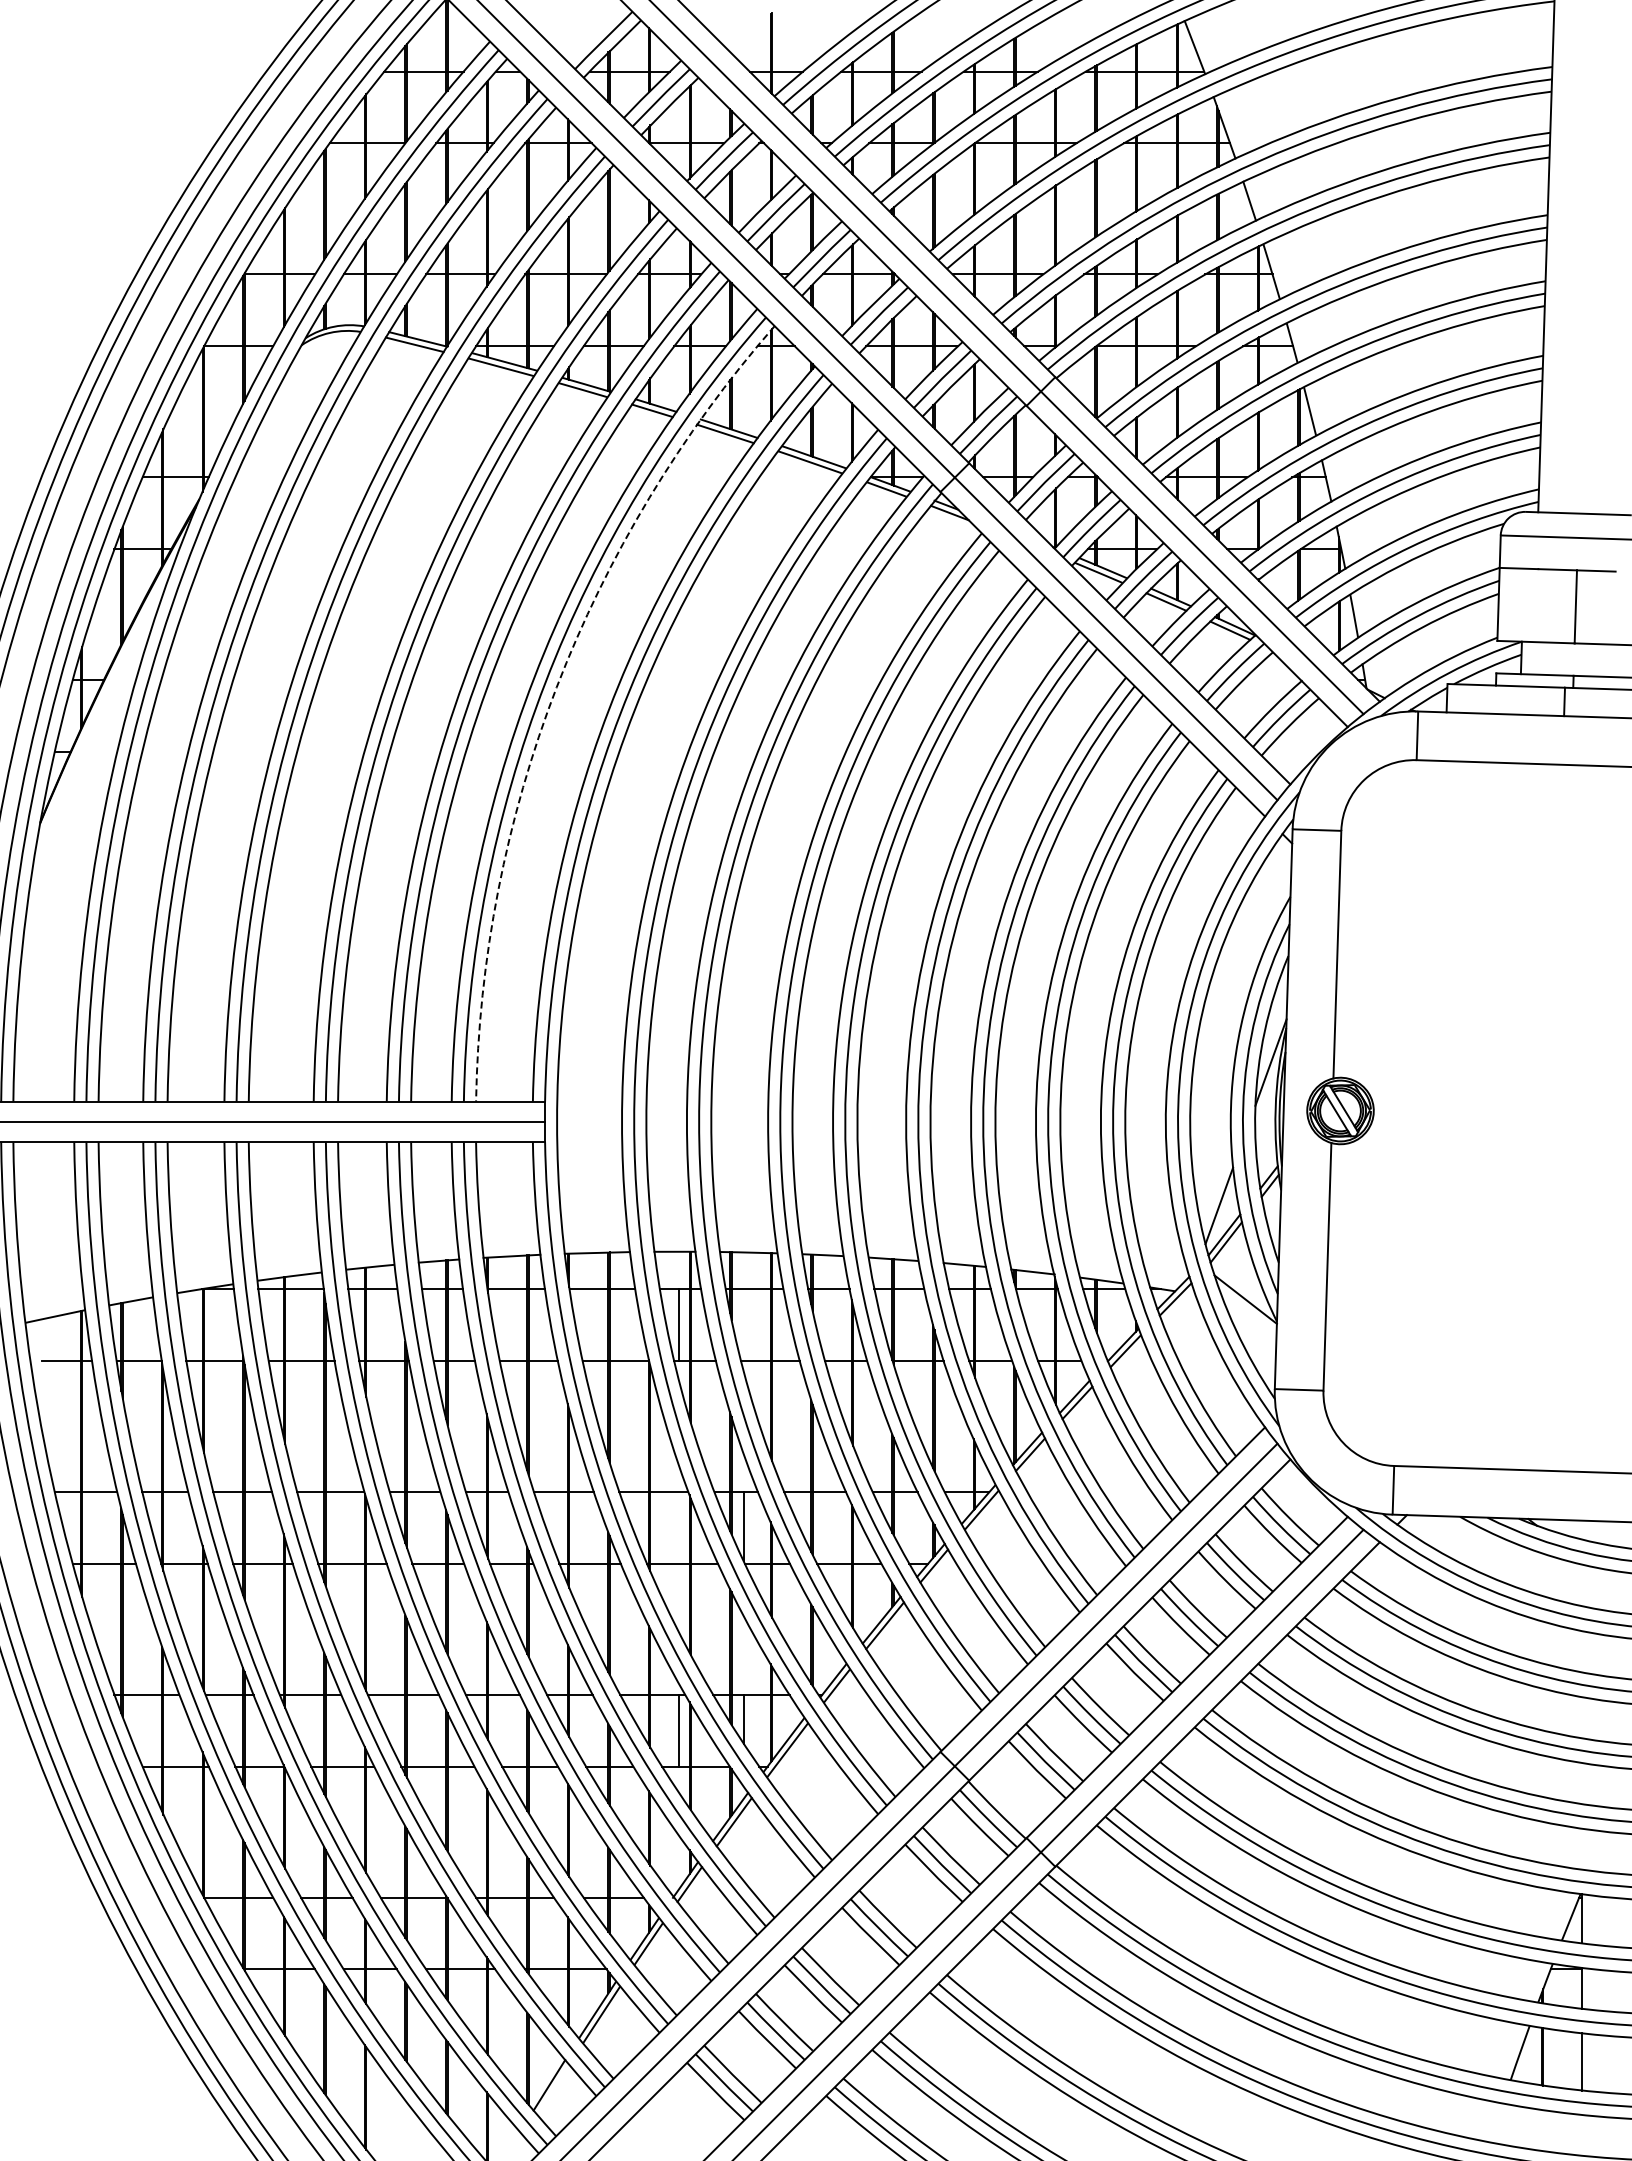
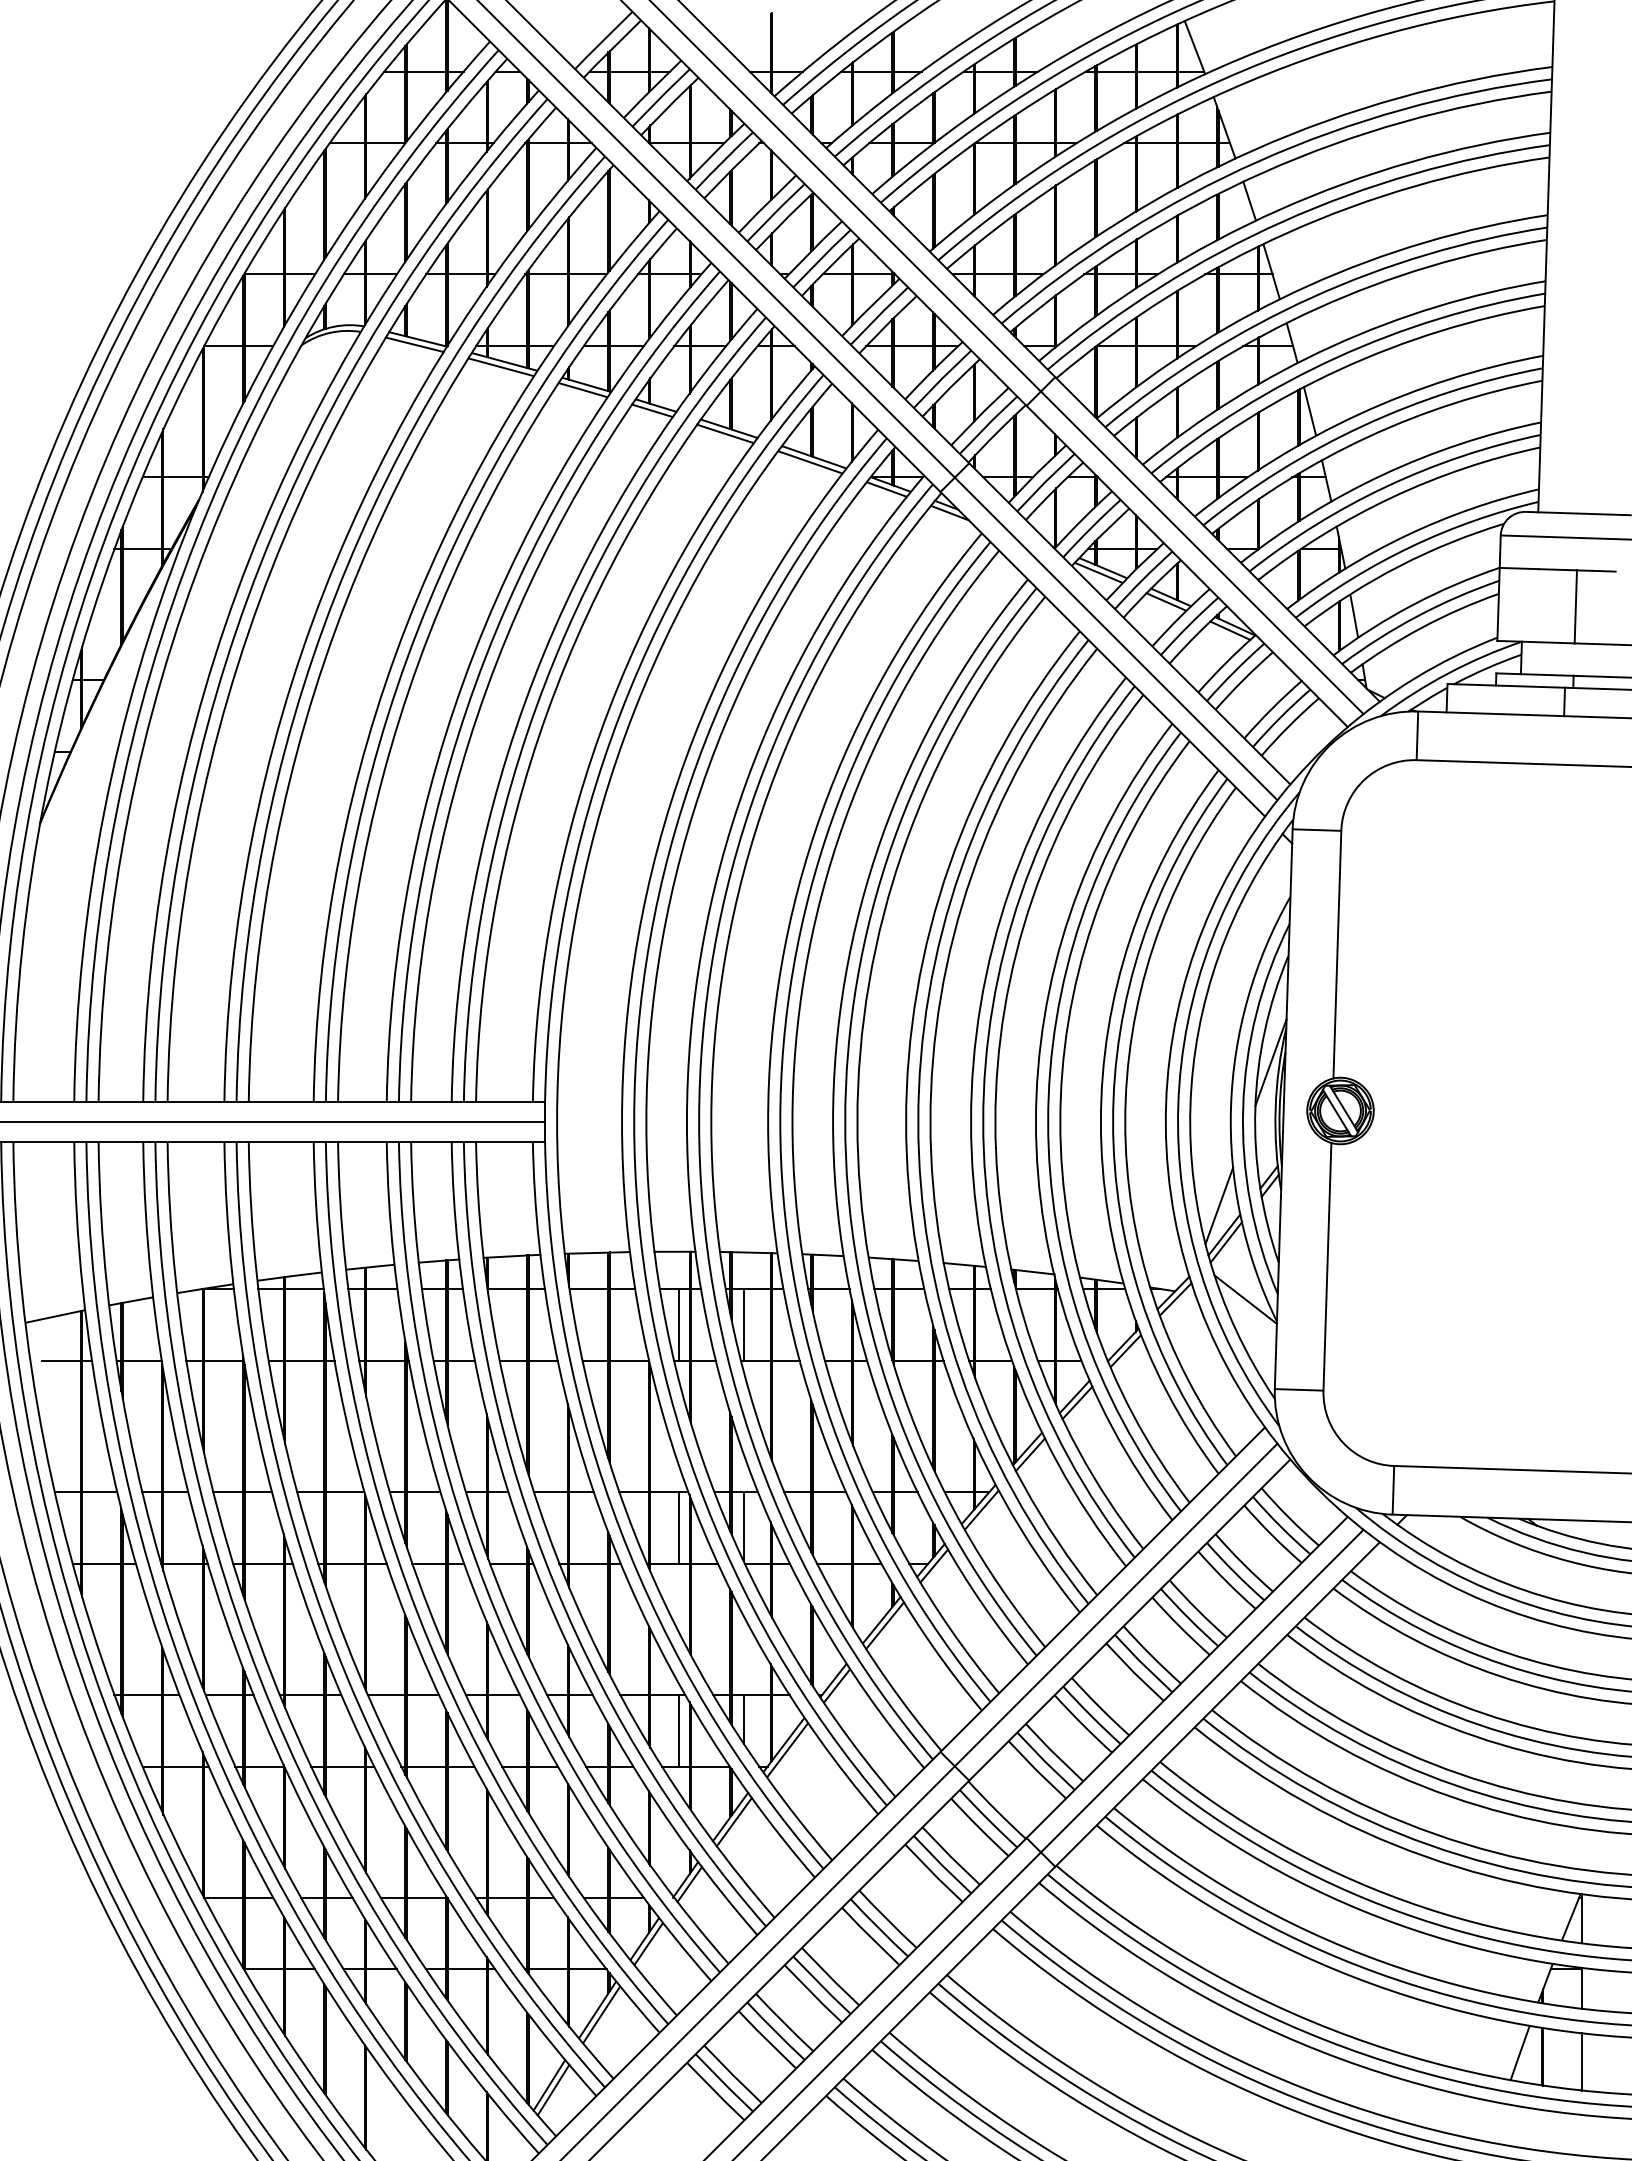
arc: dashed -> solid (556, 687)
line: none -> present (743, 1324)
line: none -> present (678, 1527)
line: none -> present (553, 2089)
